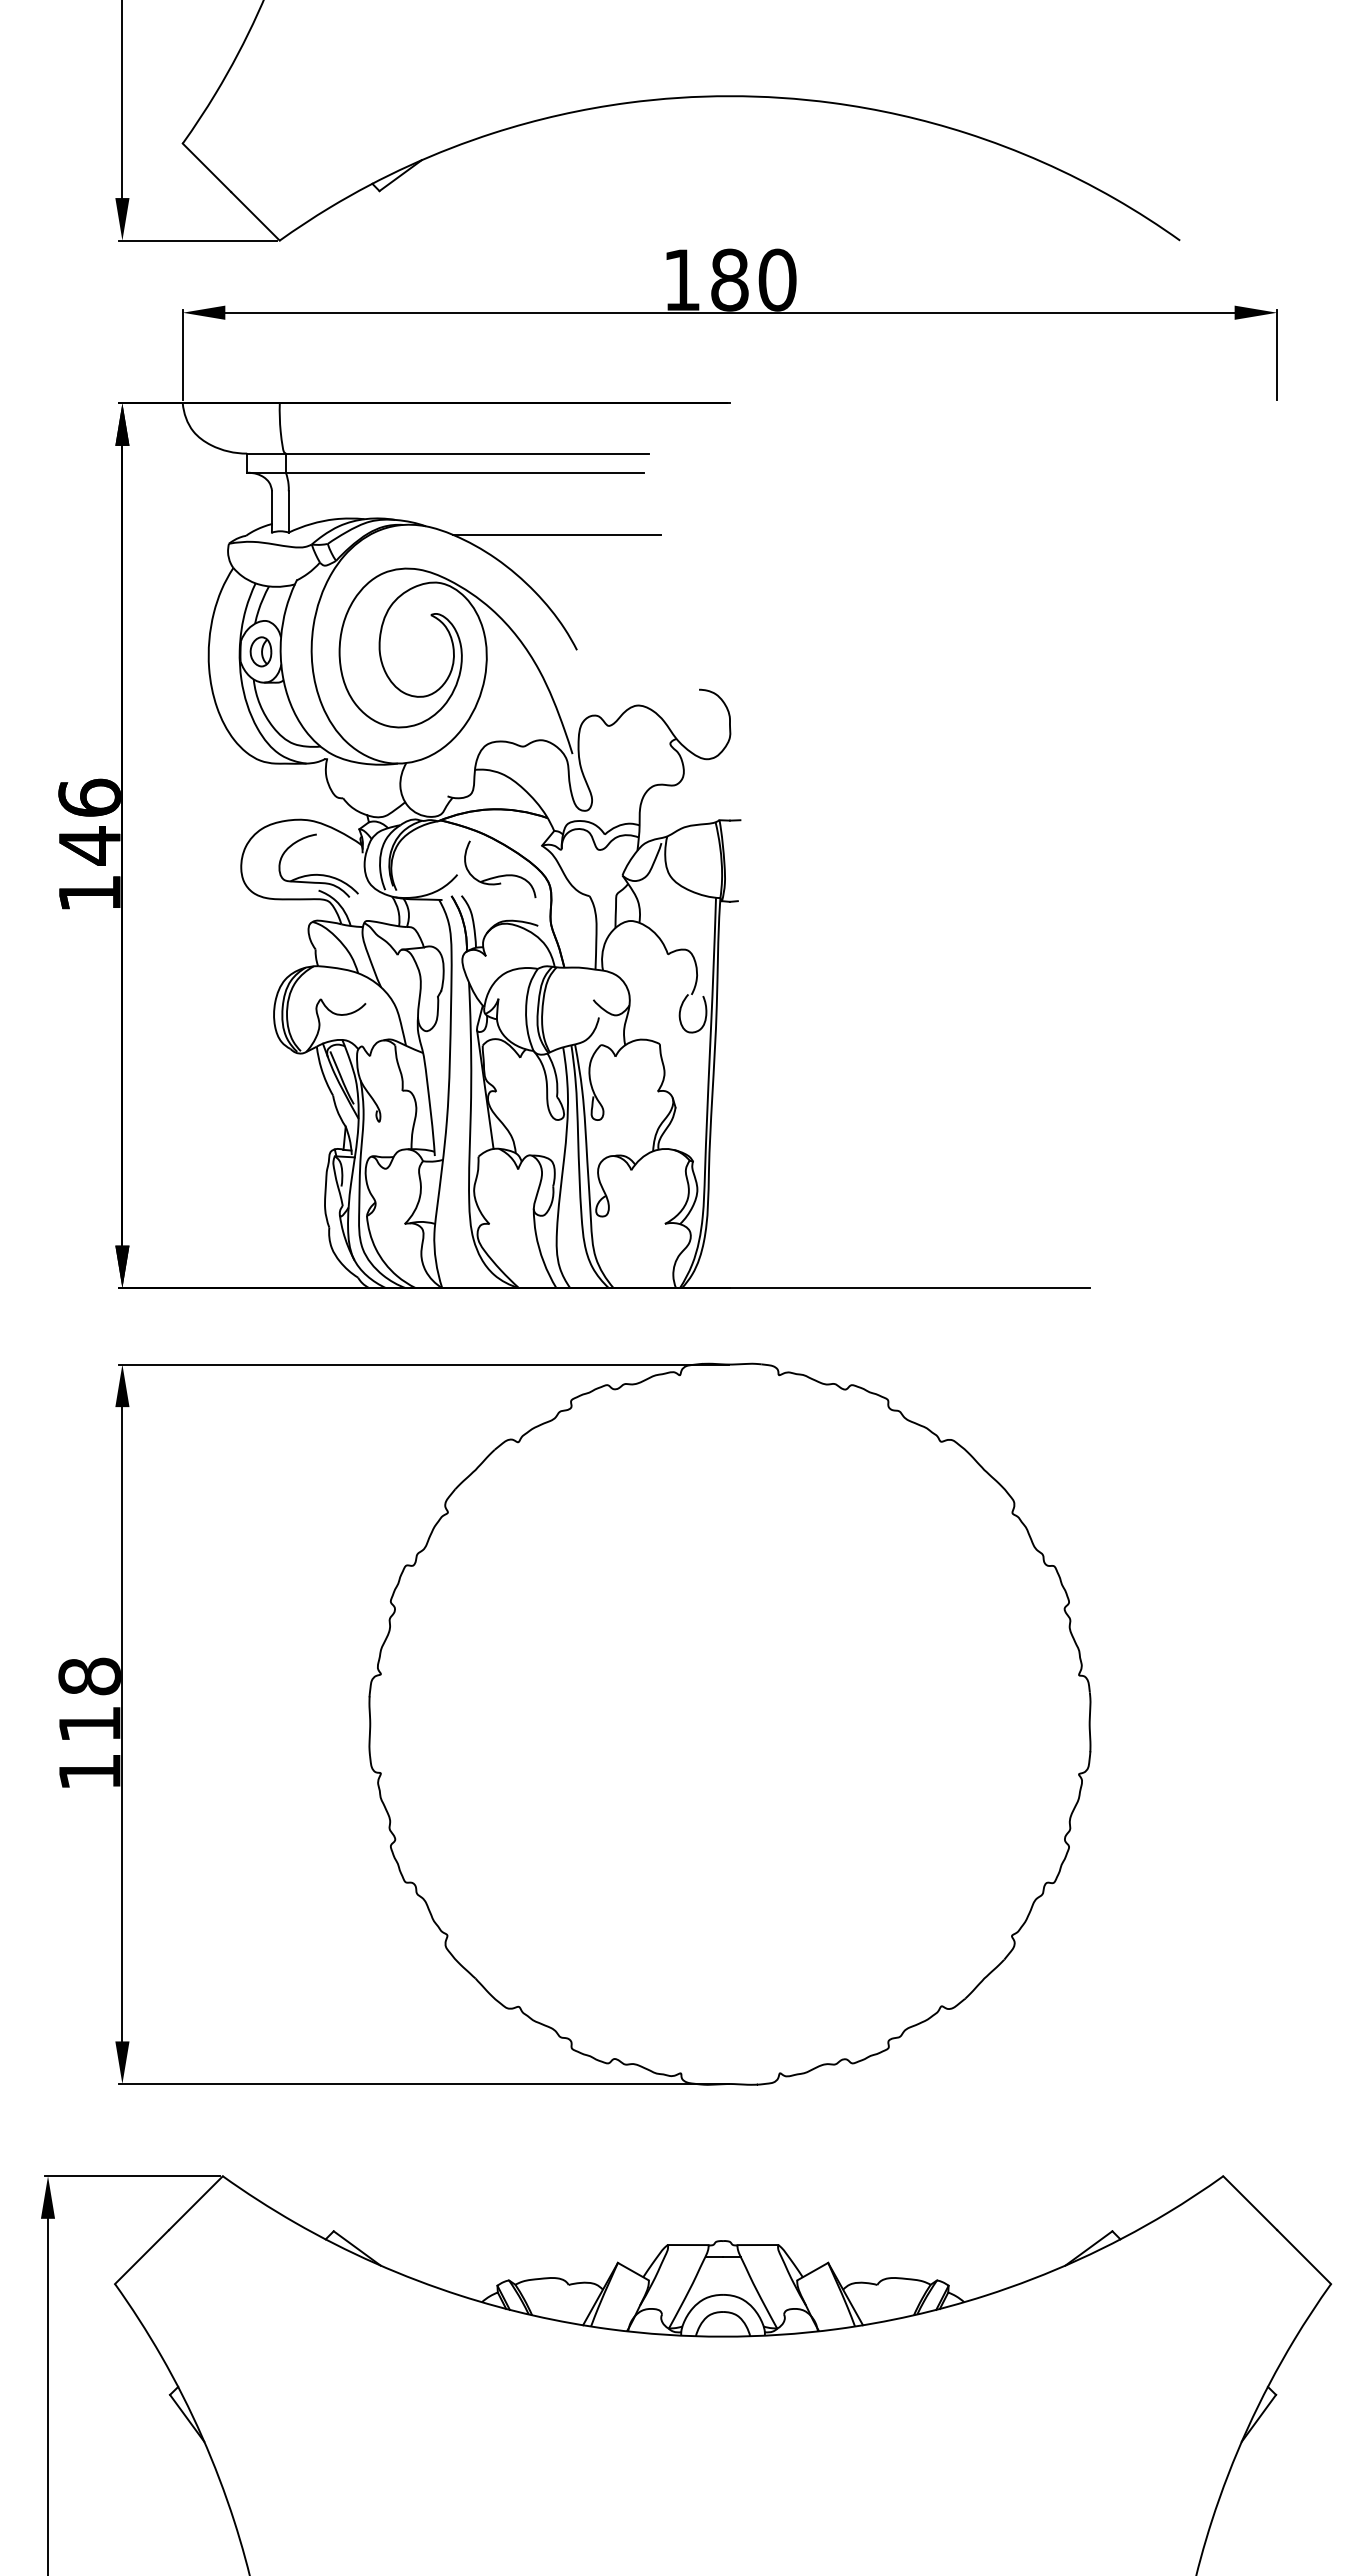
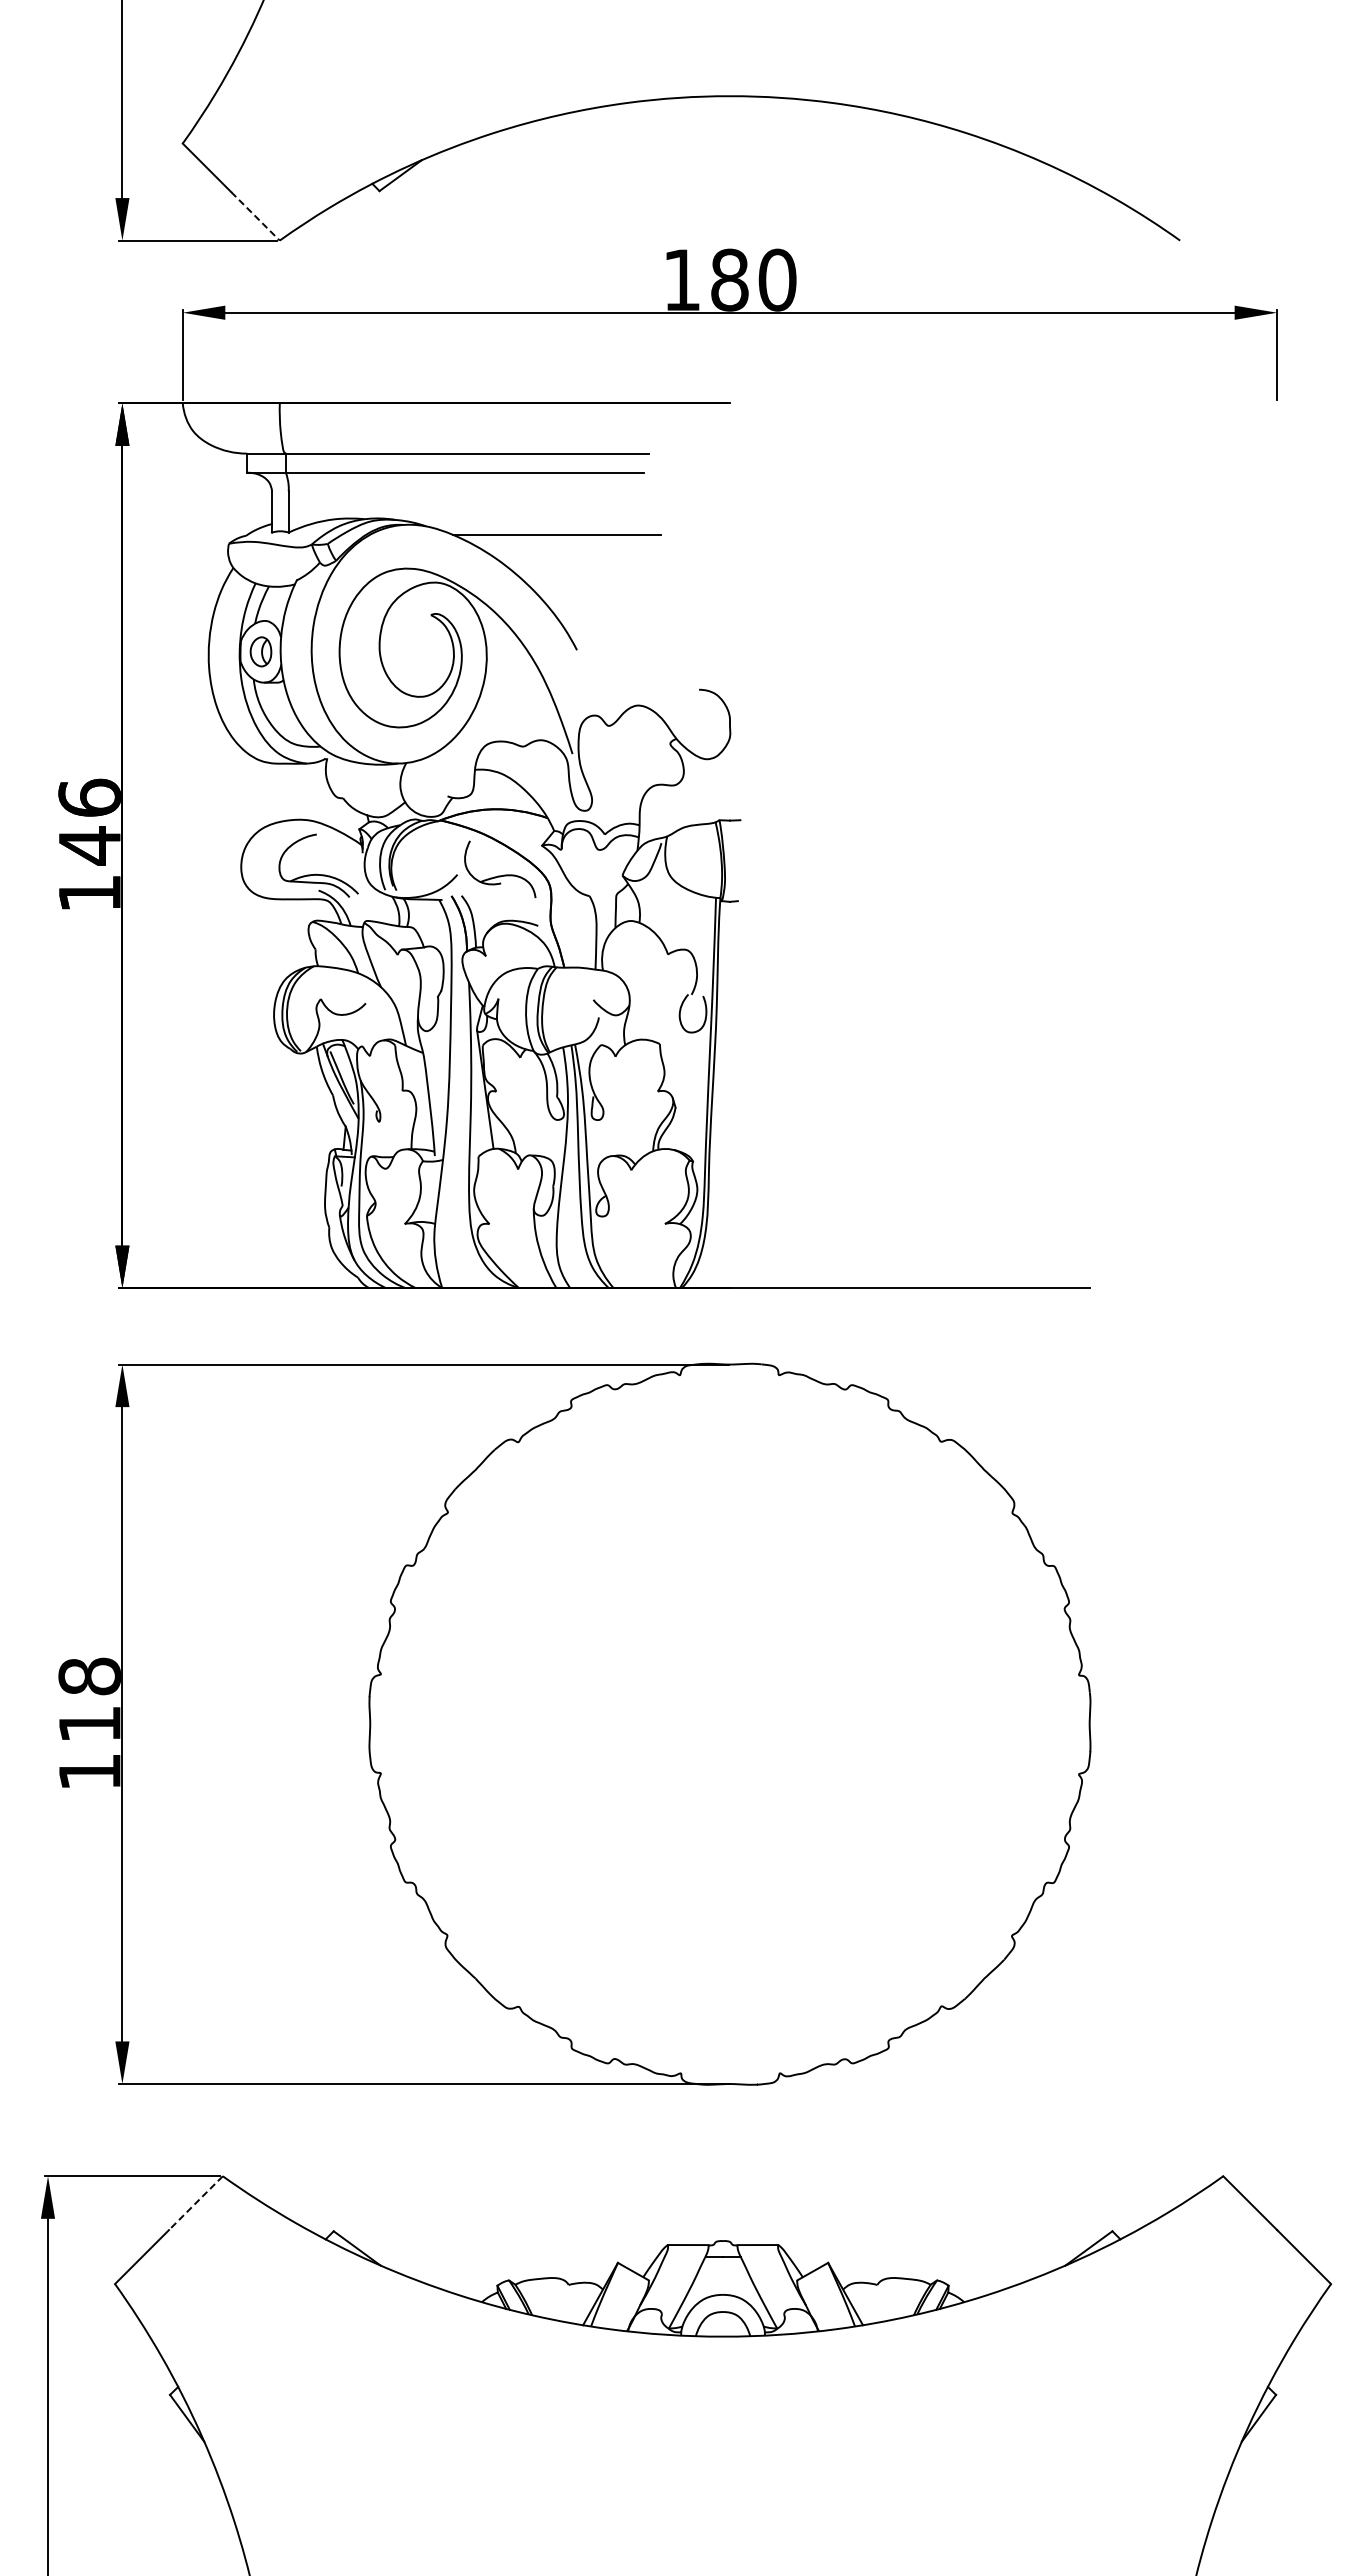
line: solid -> dashed (255, 216)
line: solid -> dashed (195, 2203)
